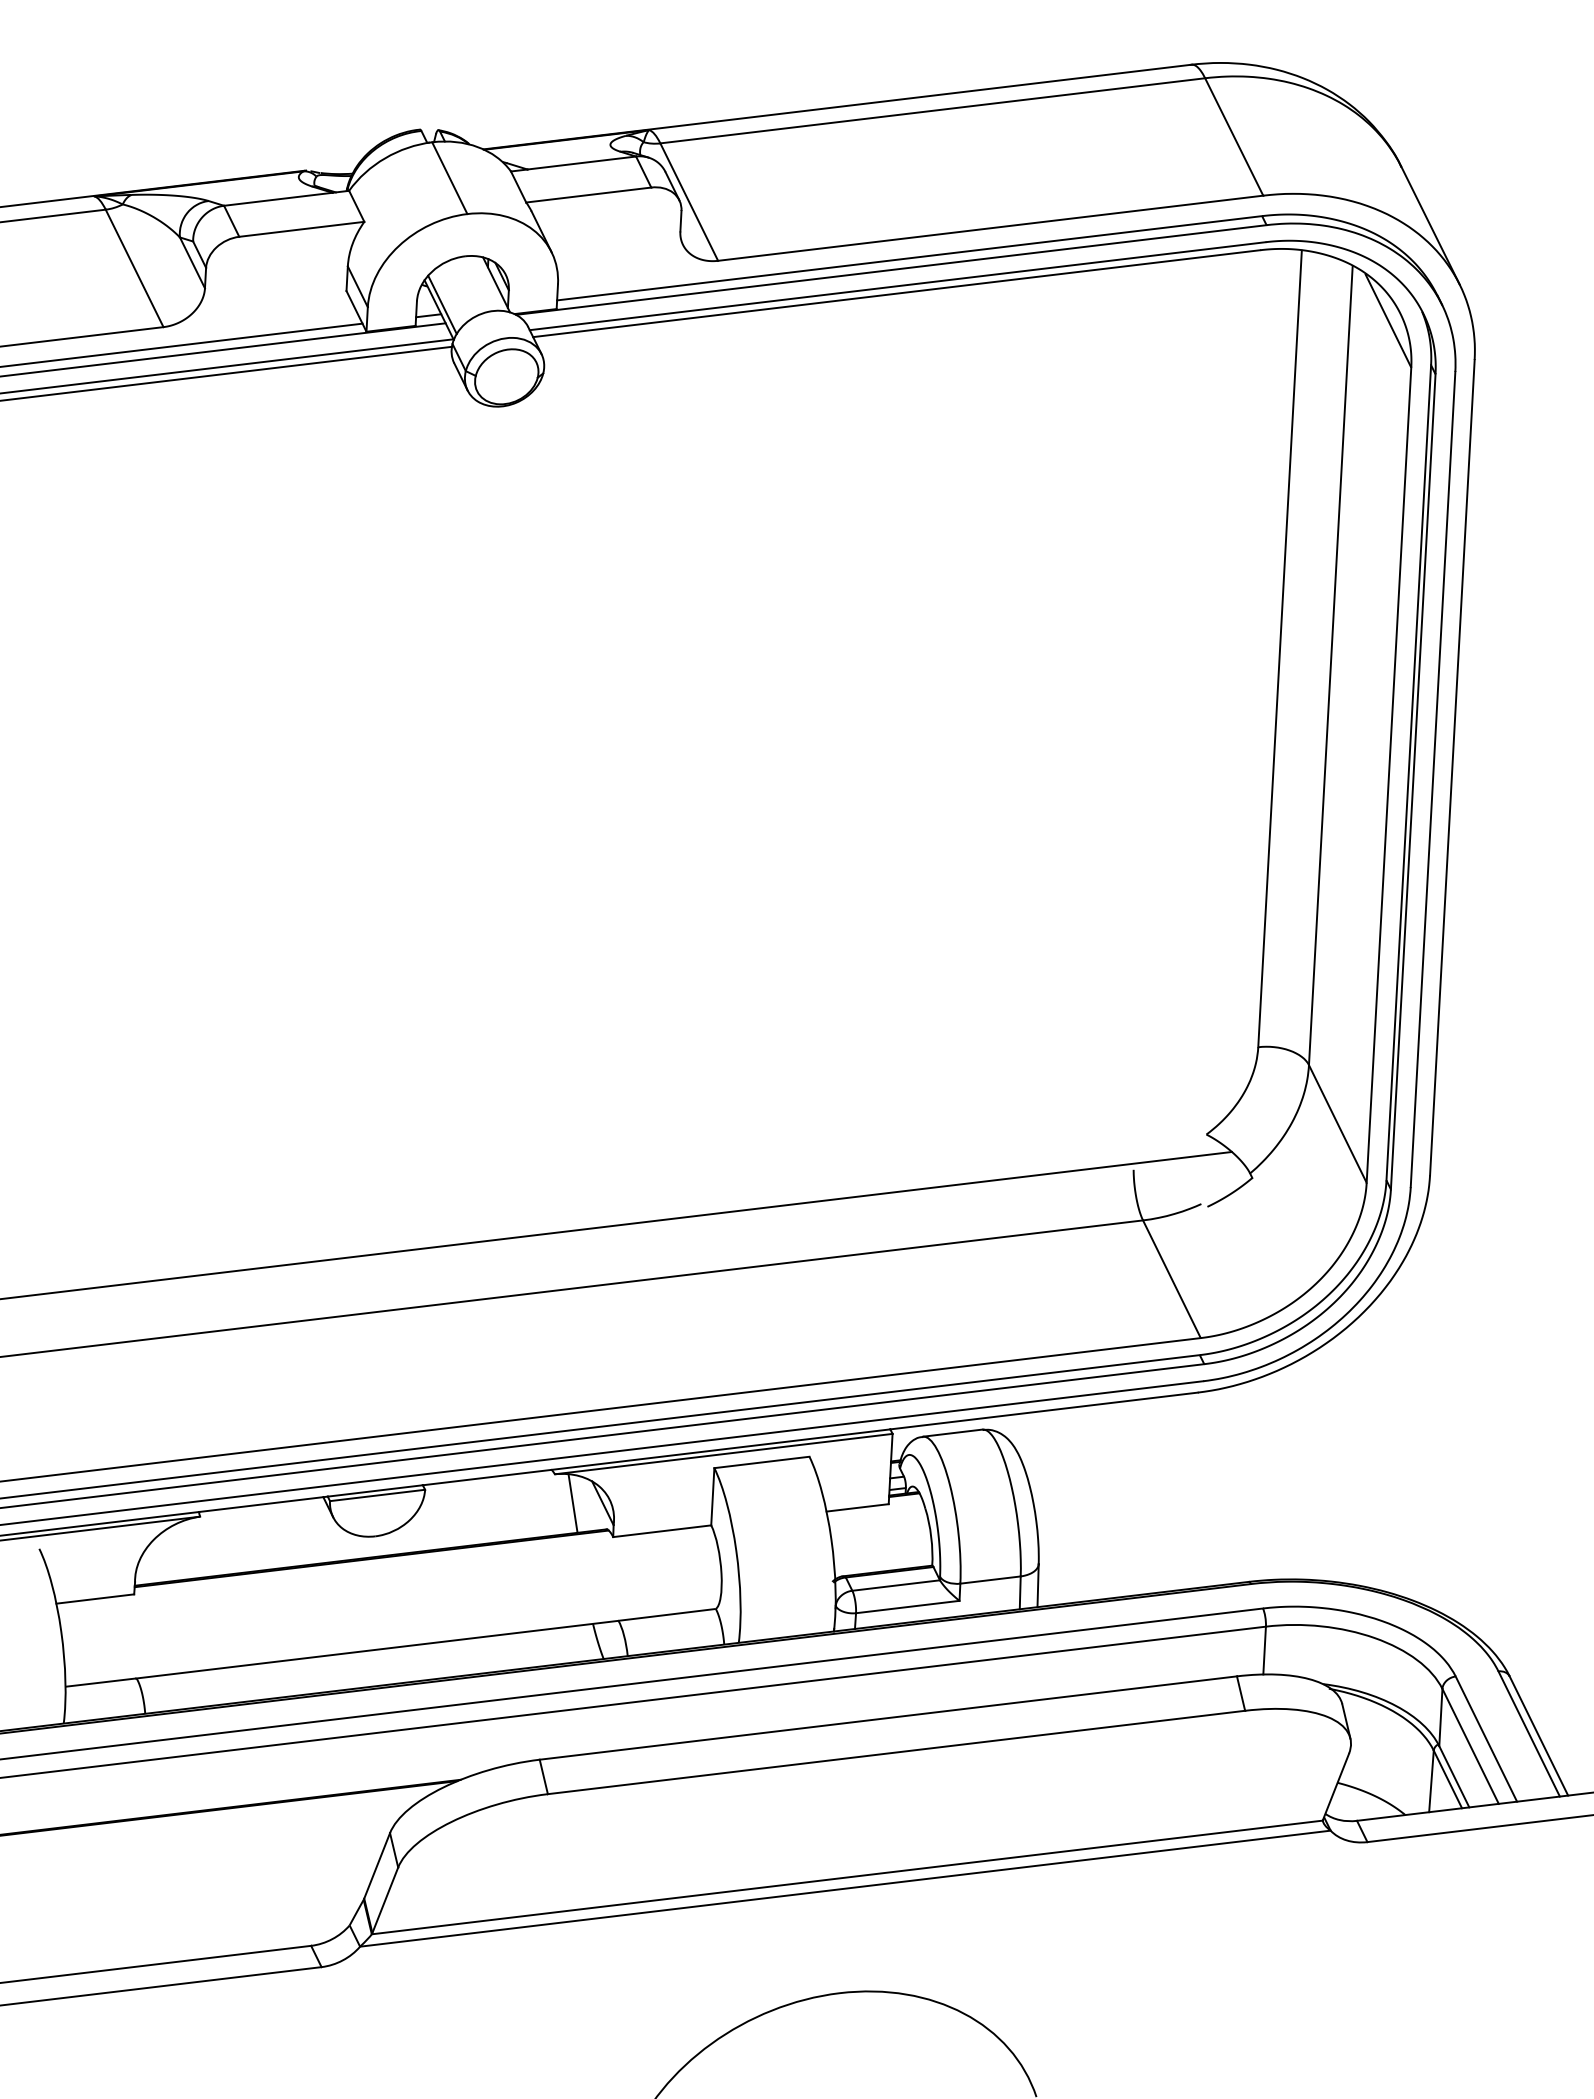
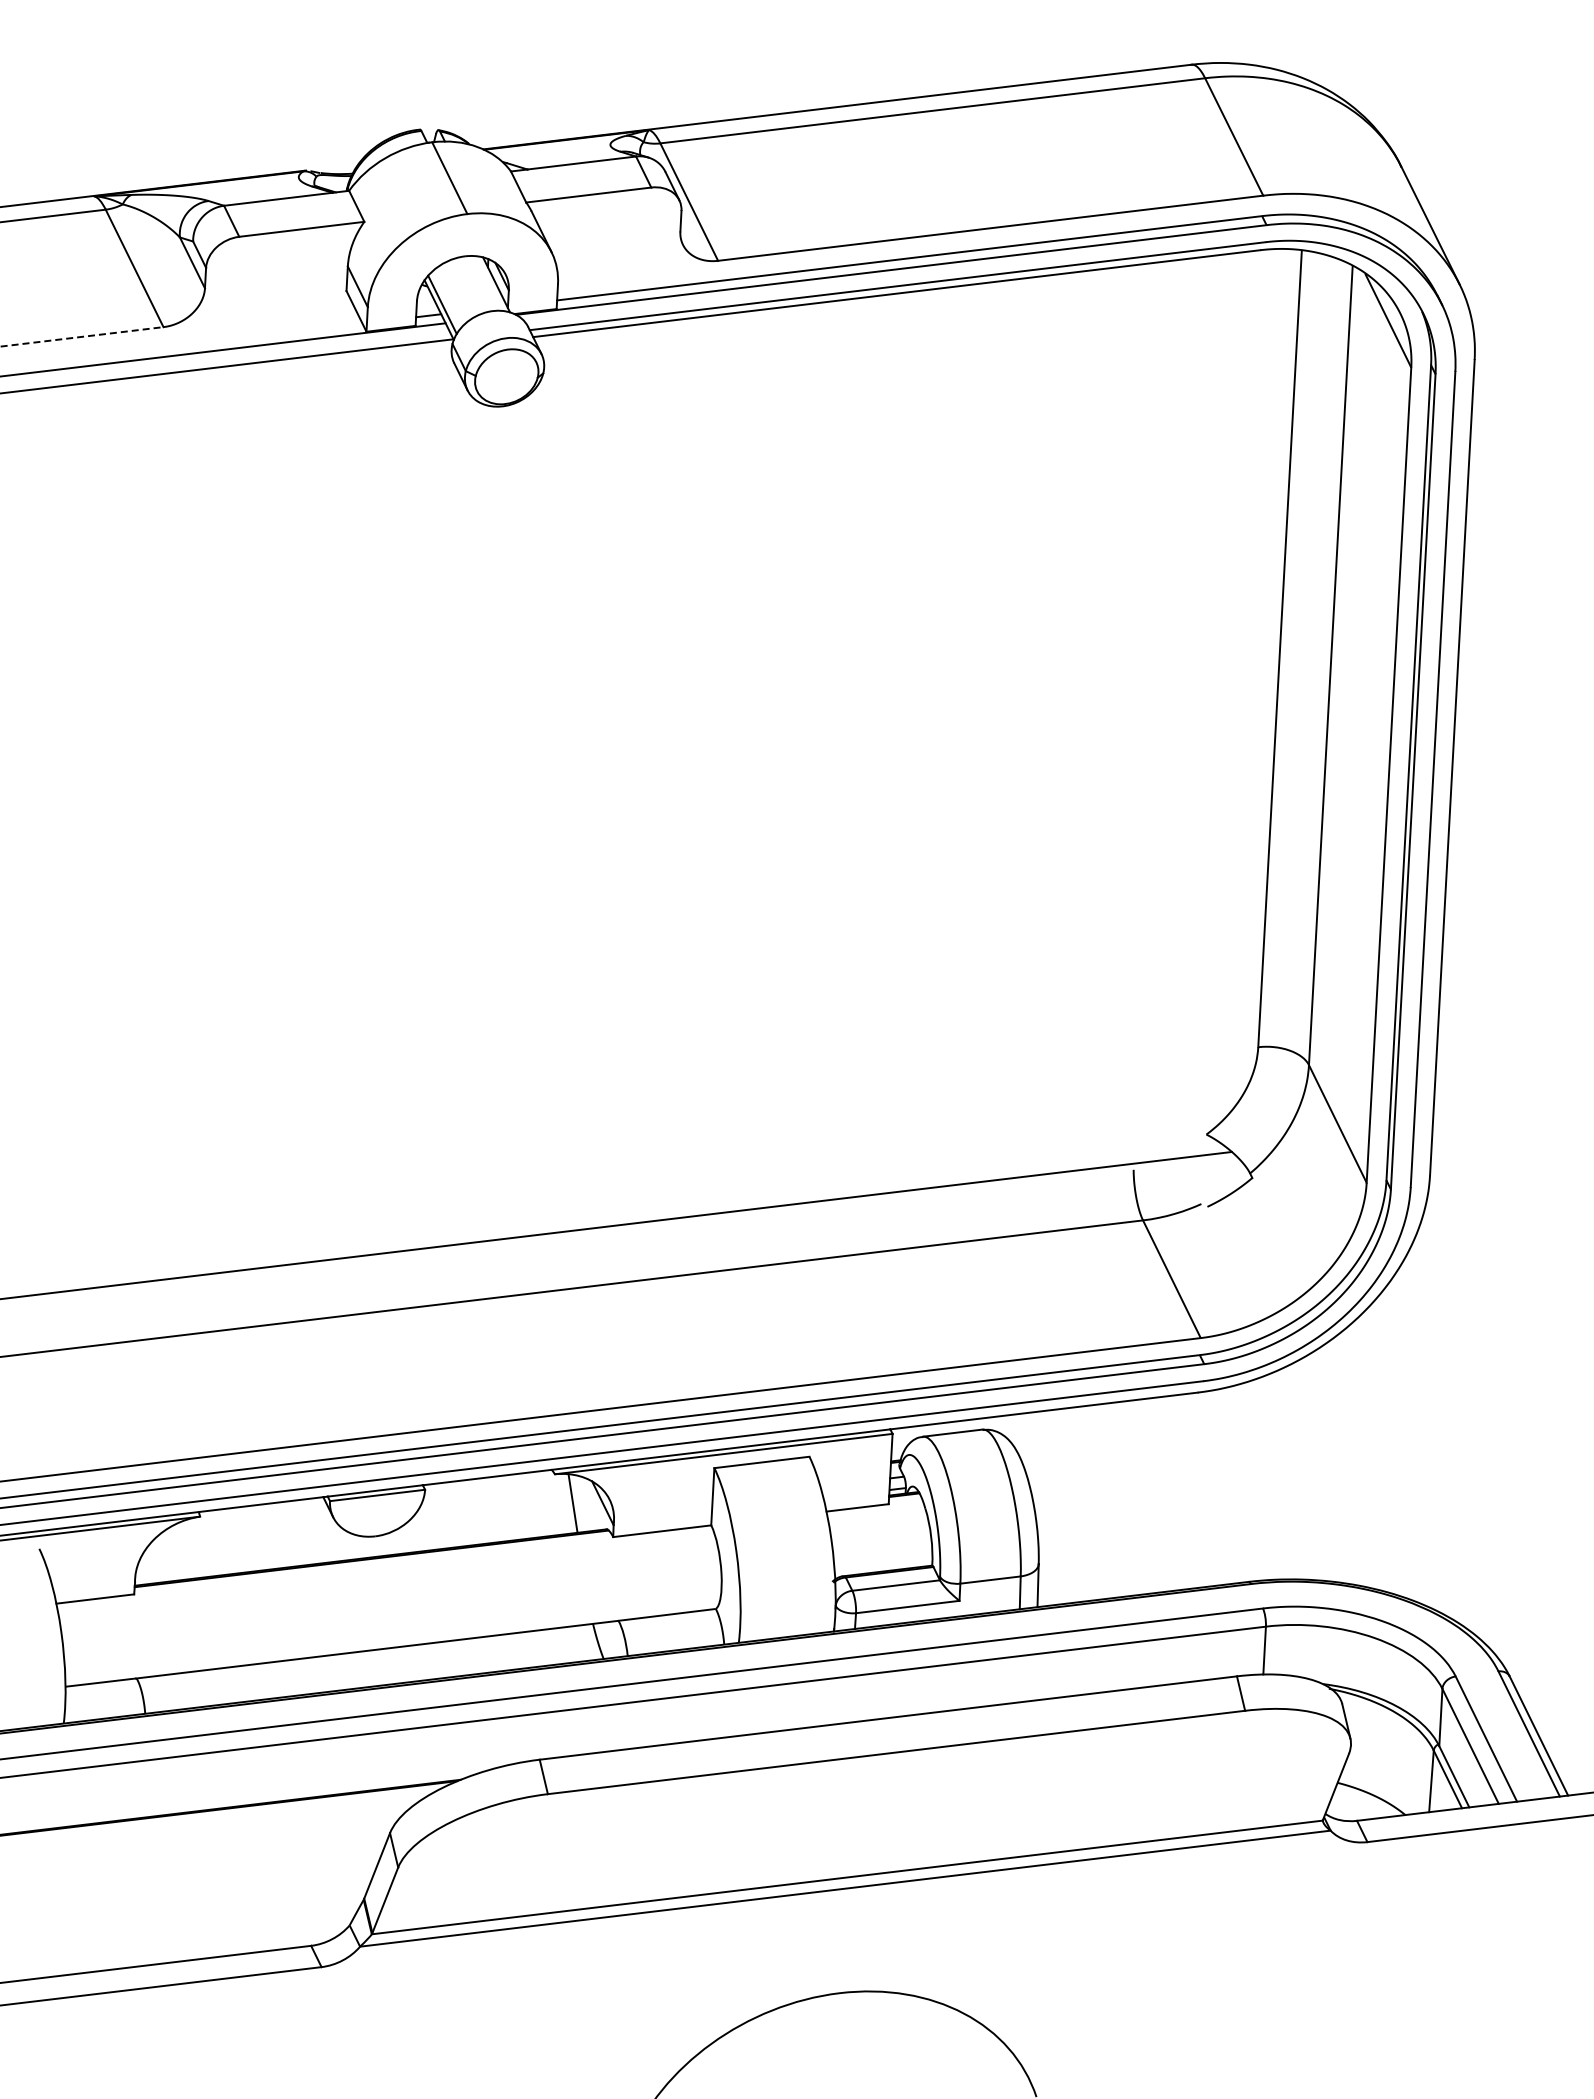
line: solid -> dashed (82, 336)
line: present -> none (182, 344)
line: present -> none (226, 373)
